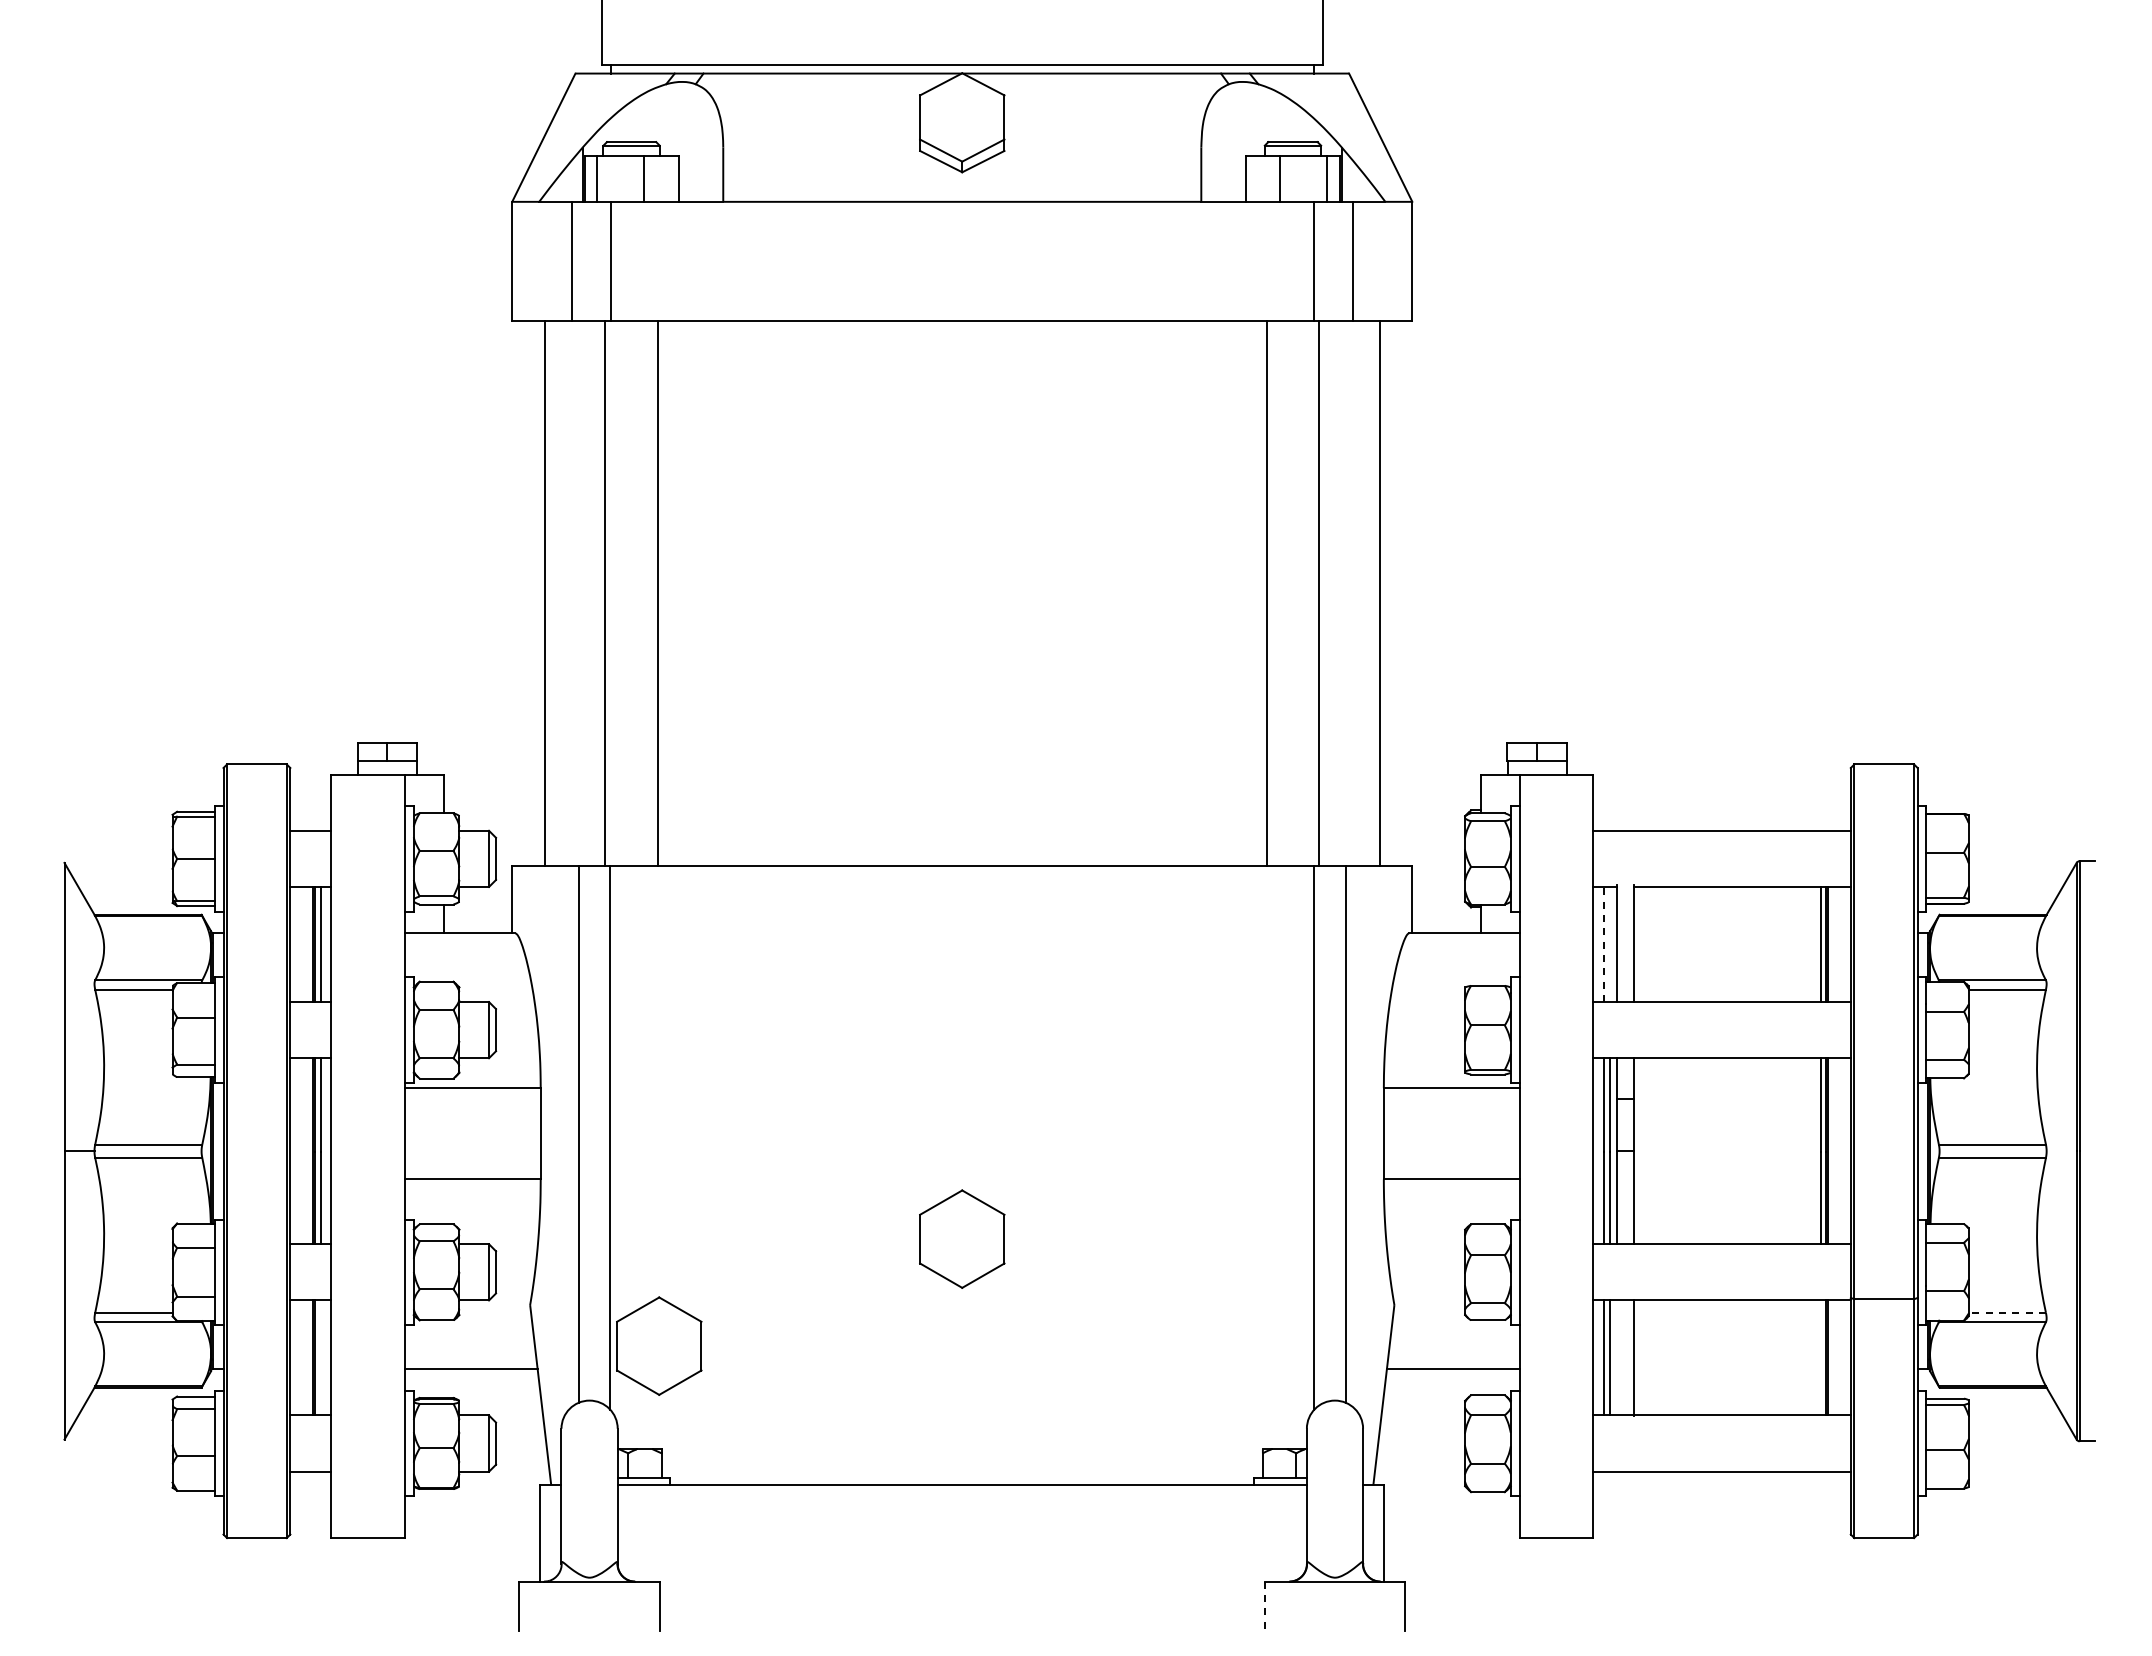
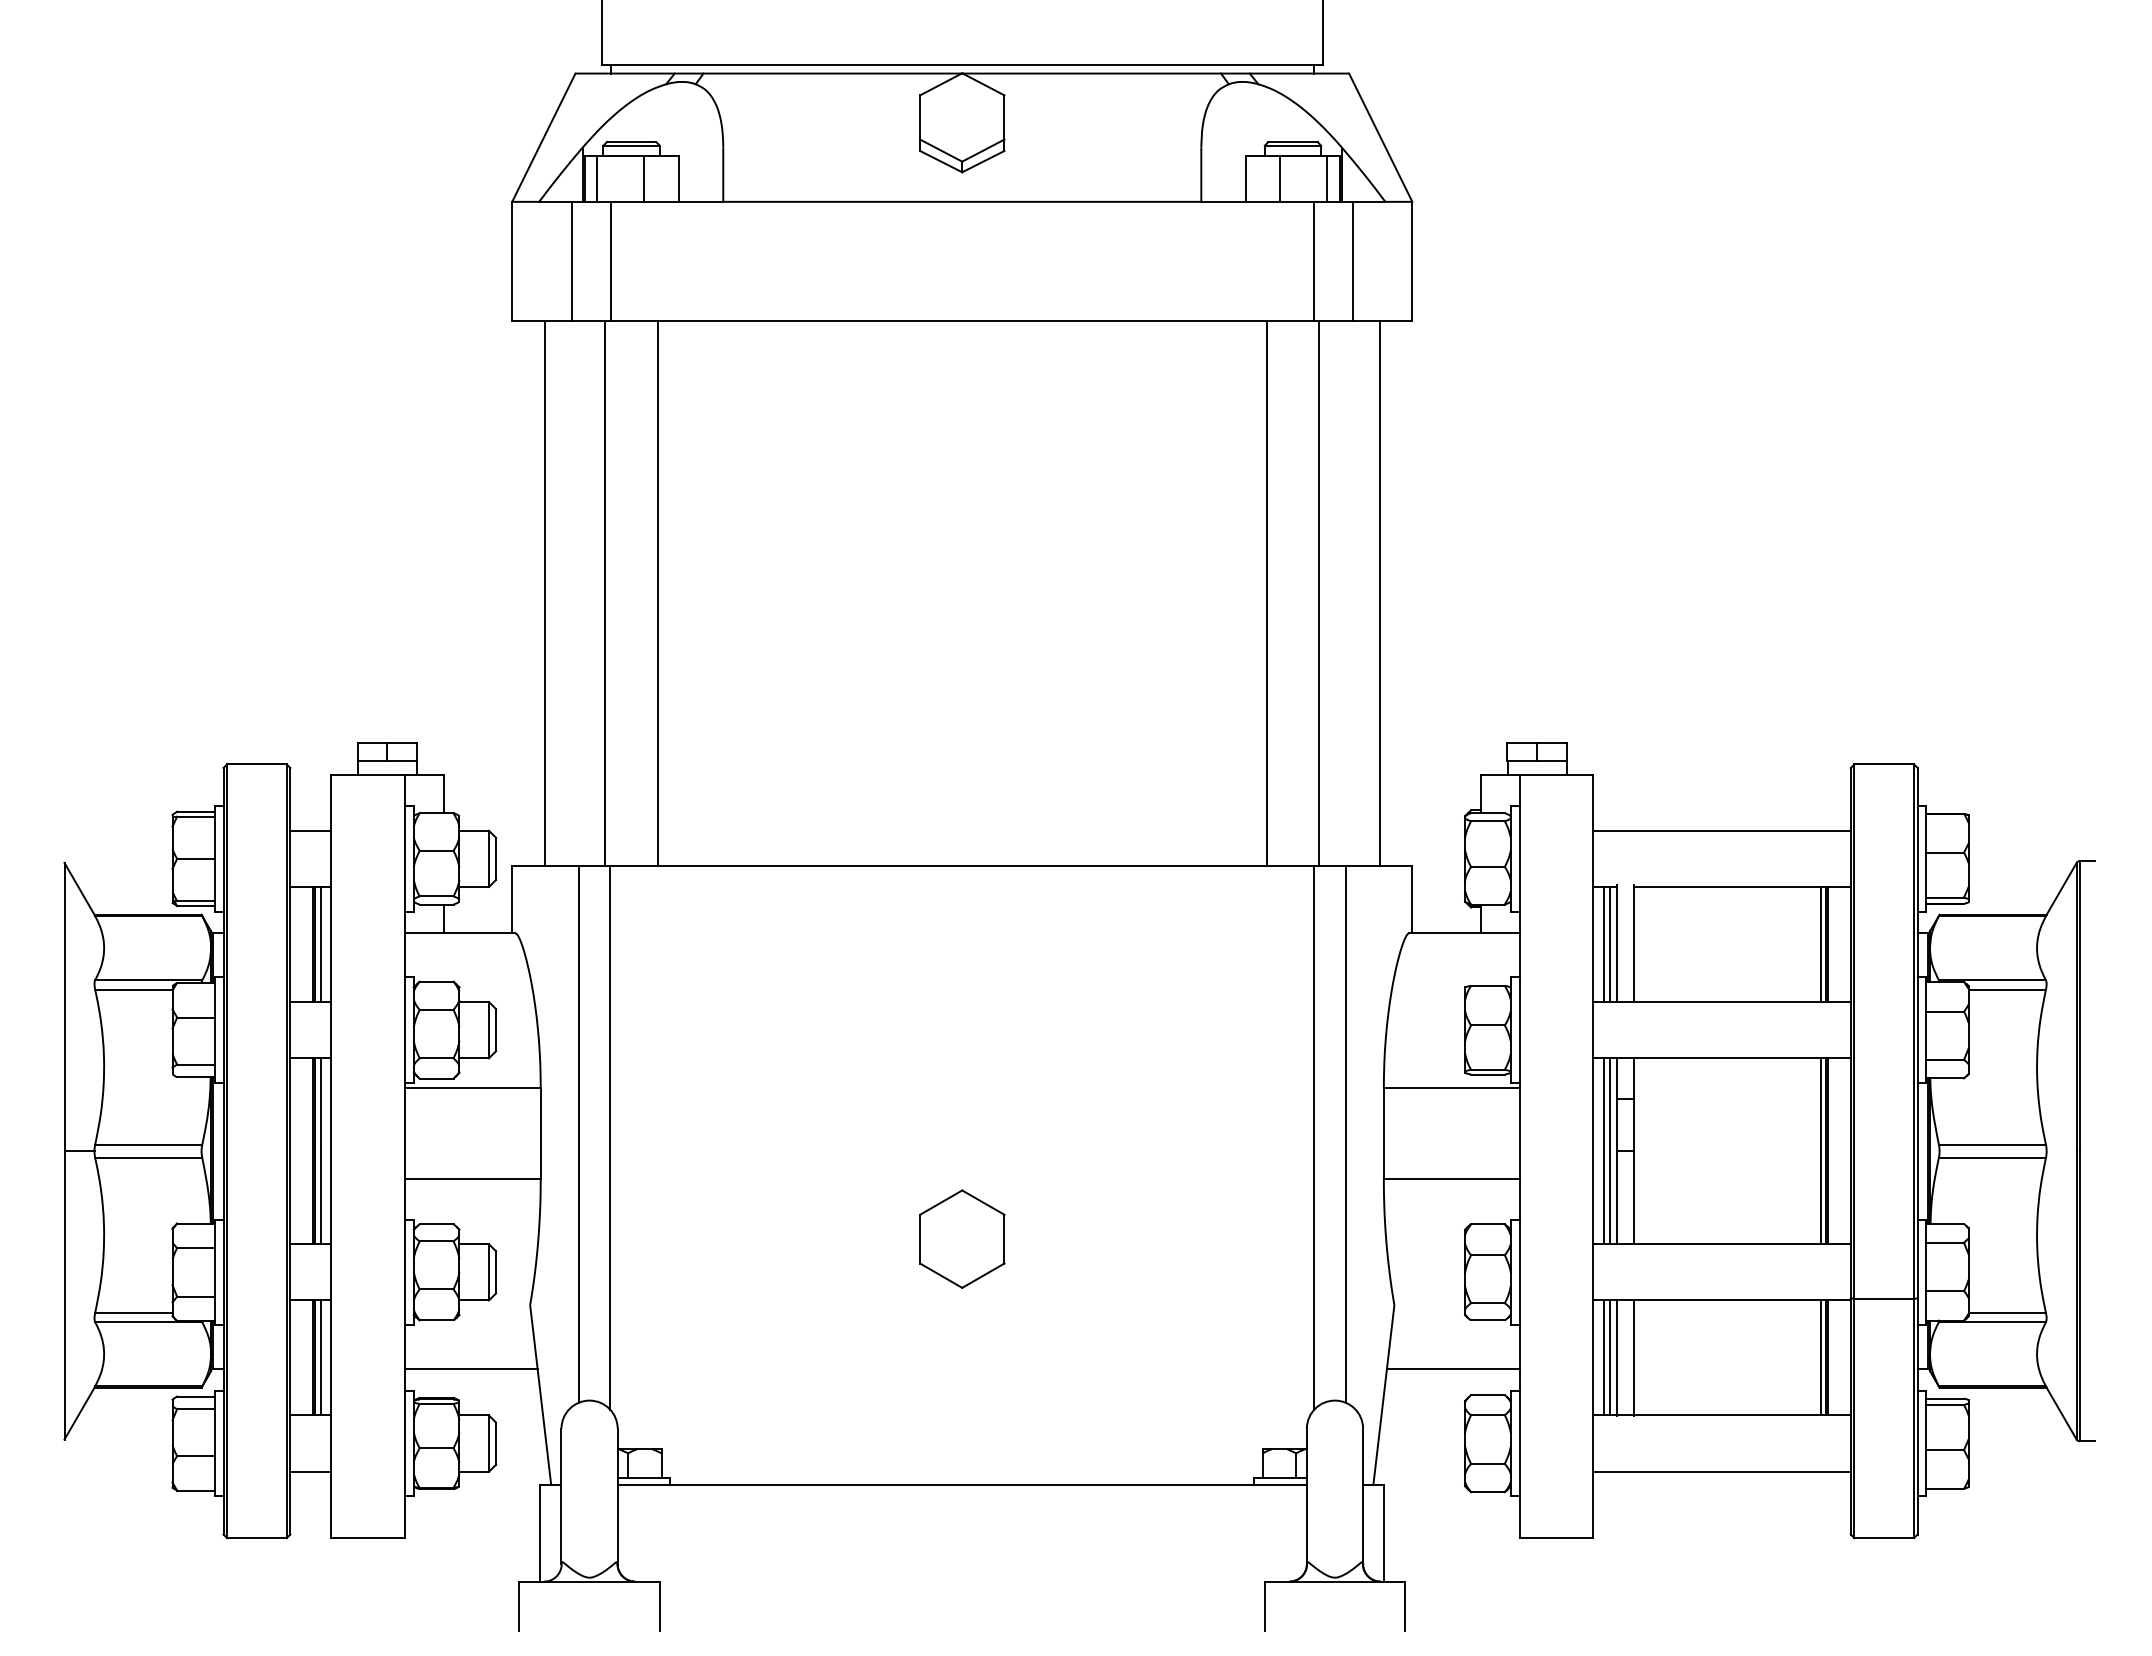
line: dashed -> solid (1603, 944)
line: none -> present (1609, 944)
line: dashed -> solid (2007, 1312)
part: present -> none (659, 1345)
line: none -> present (320, 1357)
line: none -> present (1616, 1357)
line: none -> present (1820, 1357)
line: dashed -> solid (1264, 1606)
